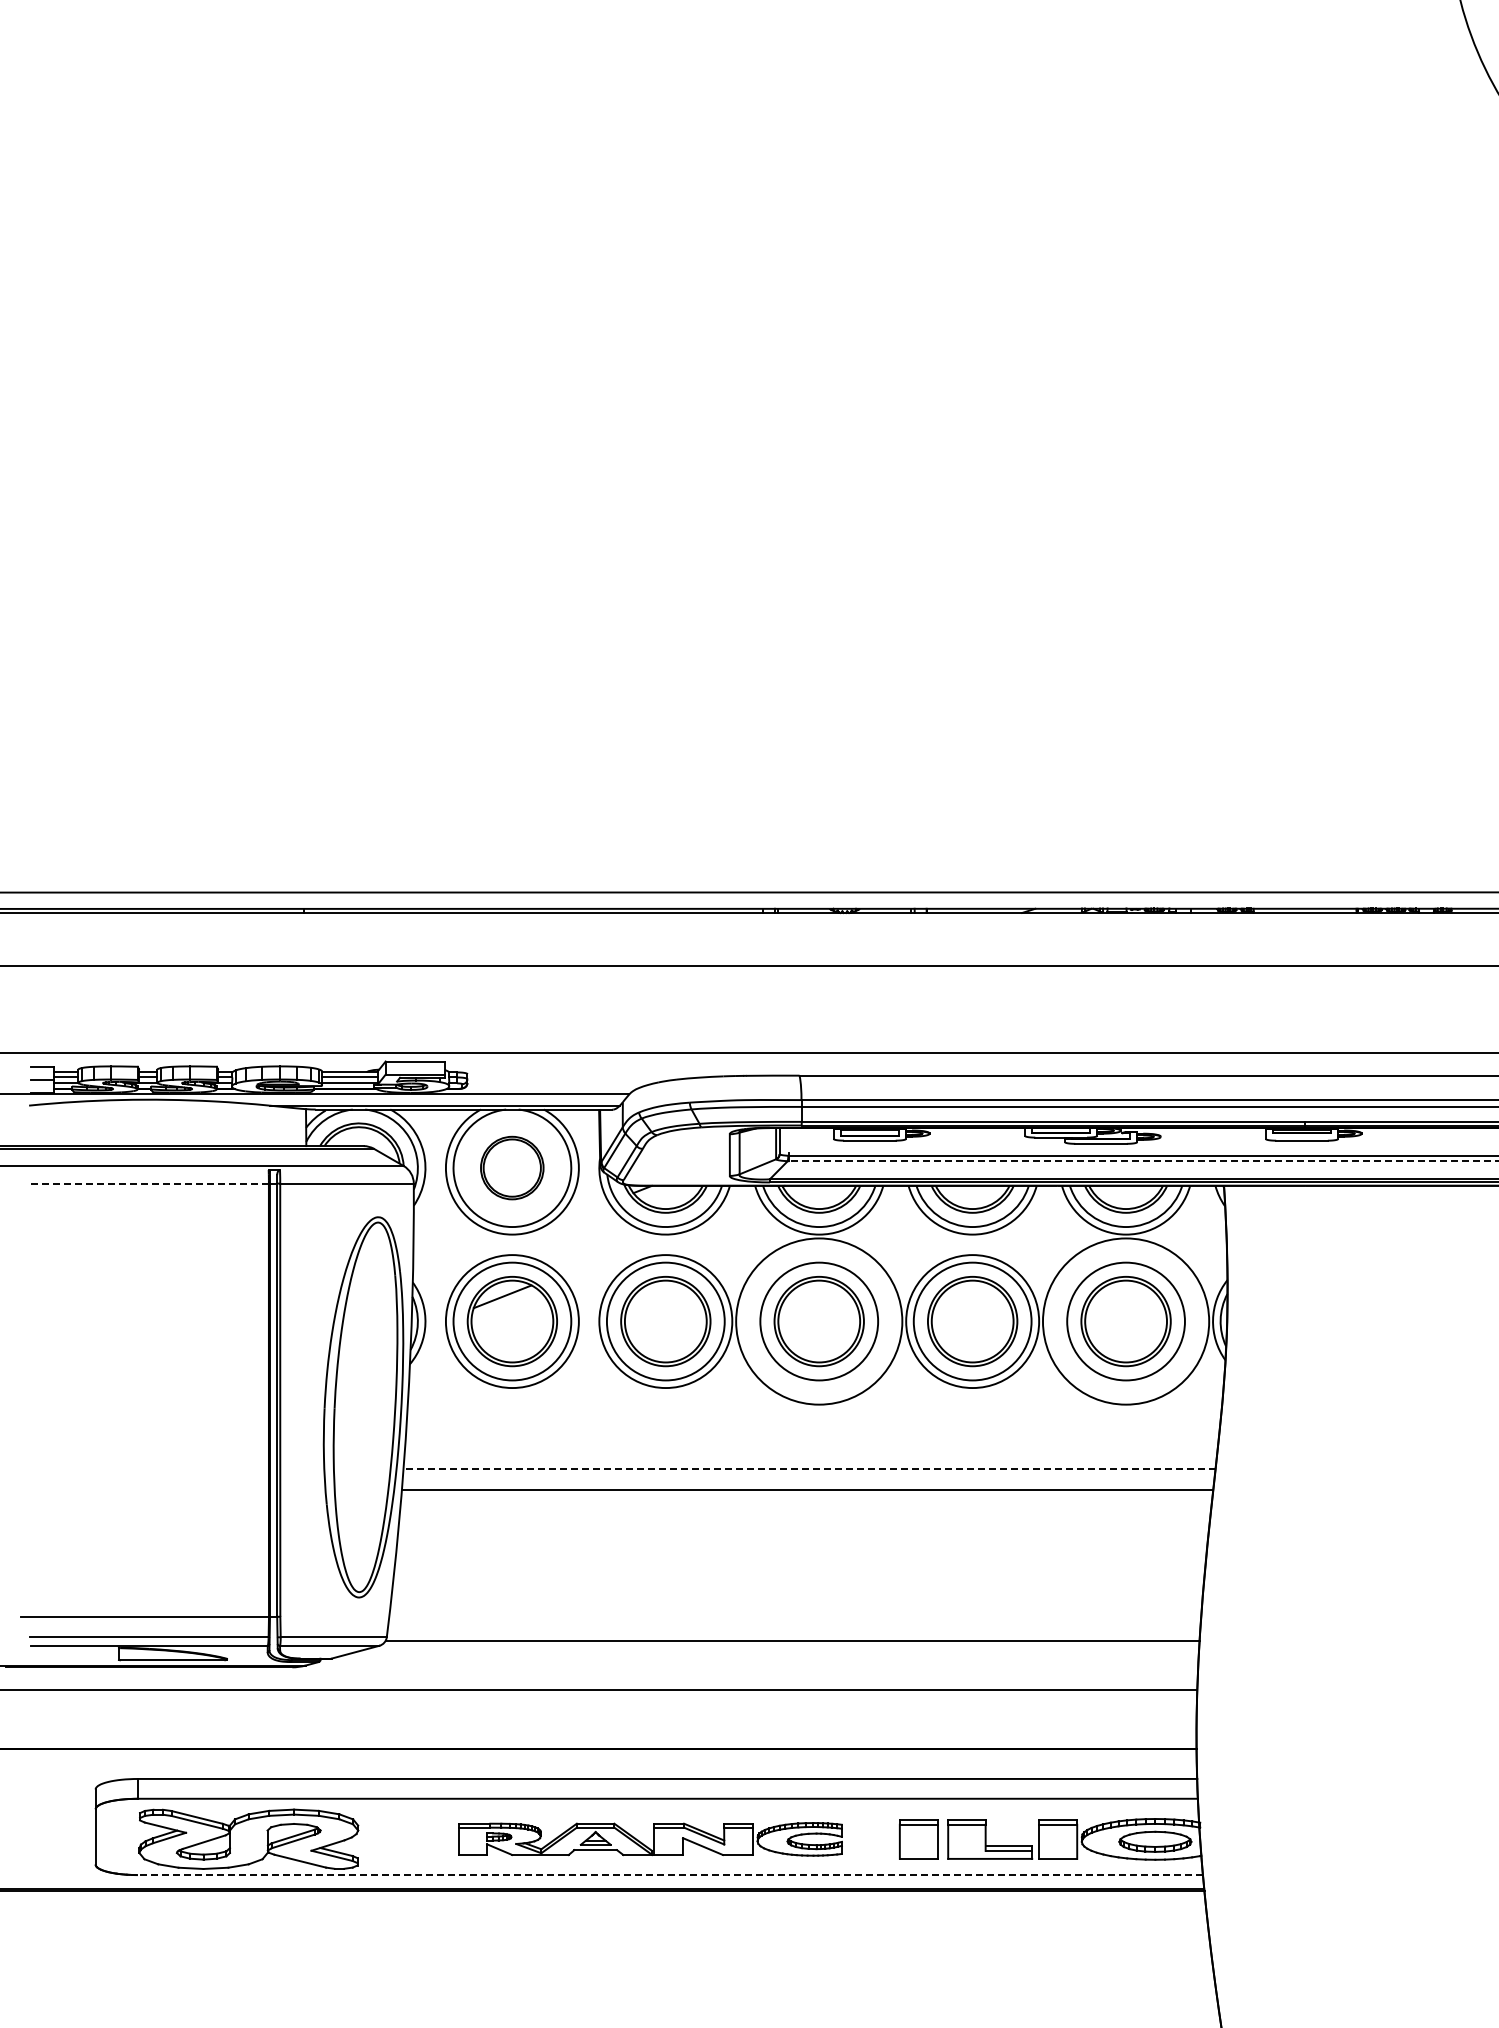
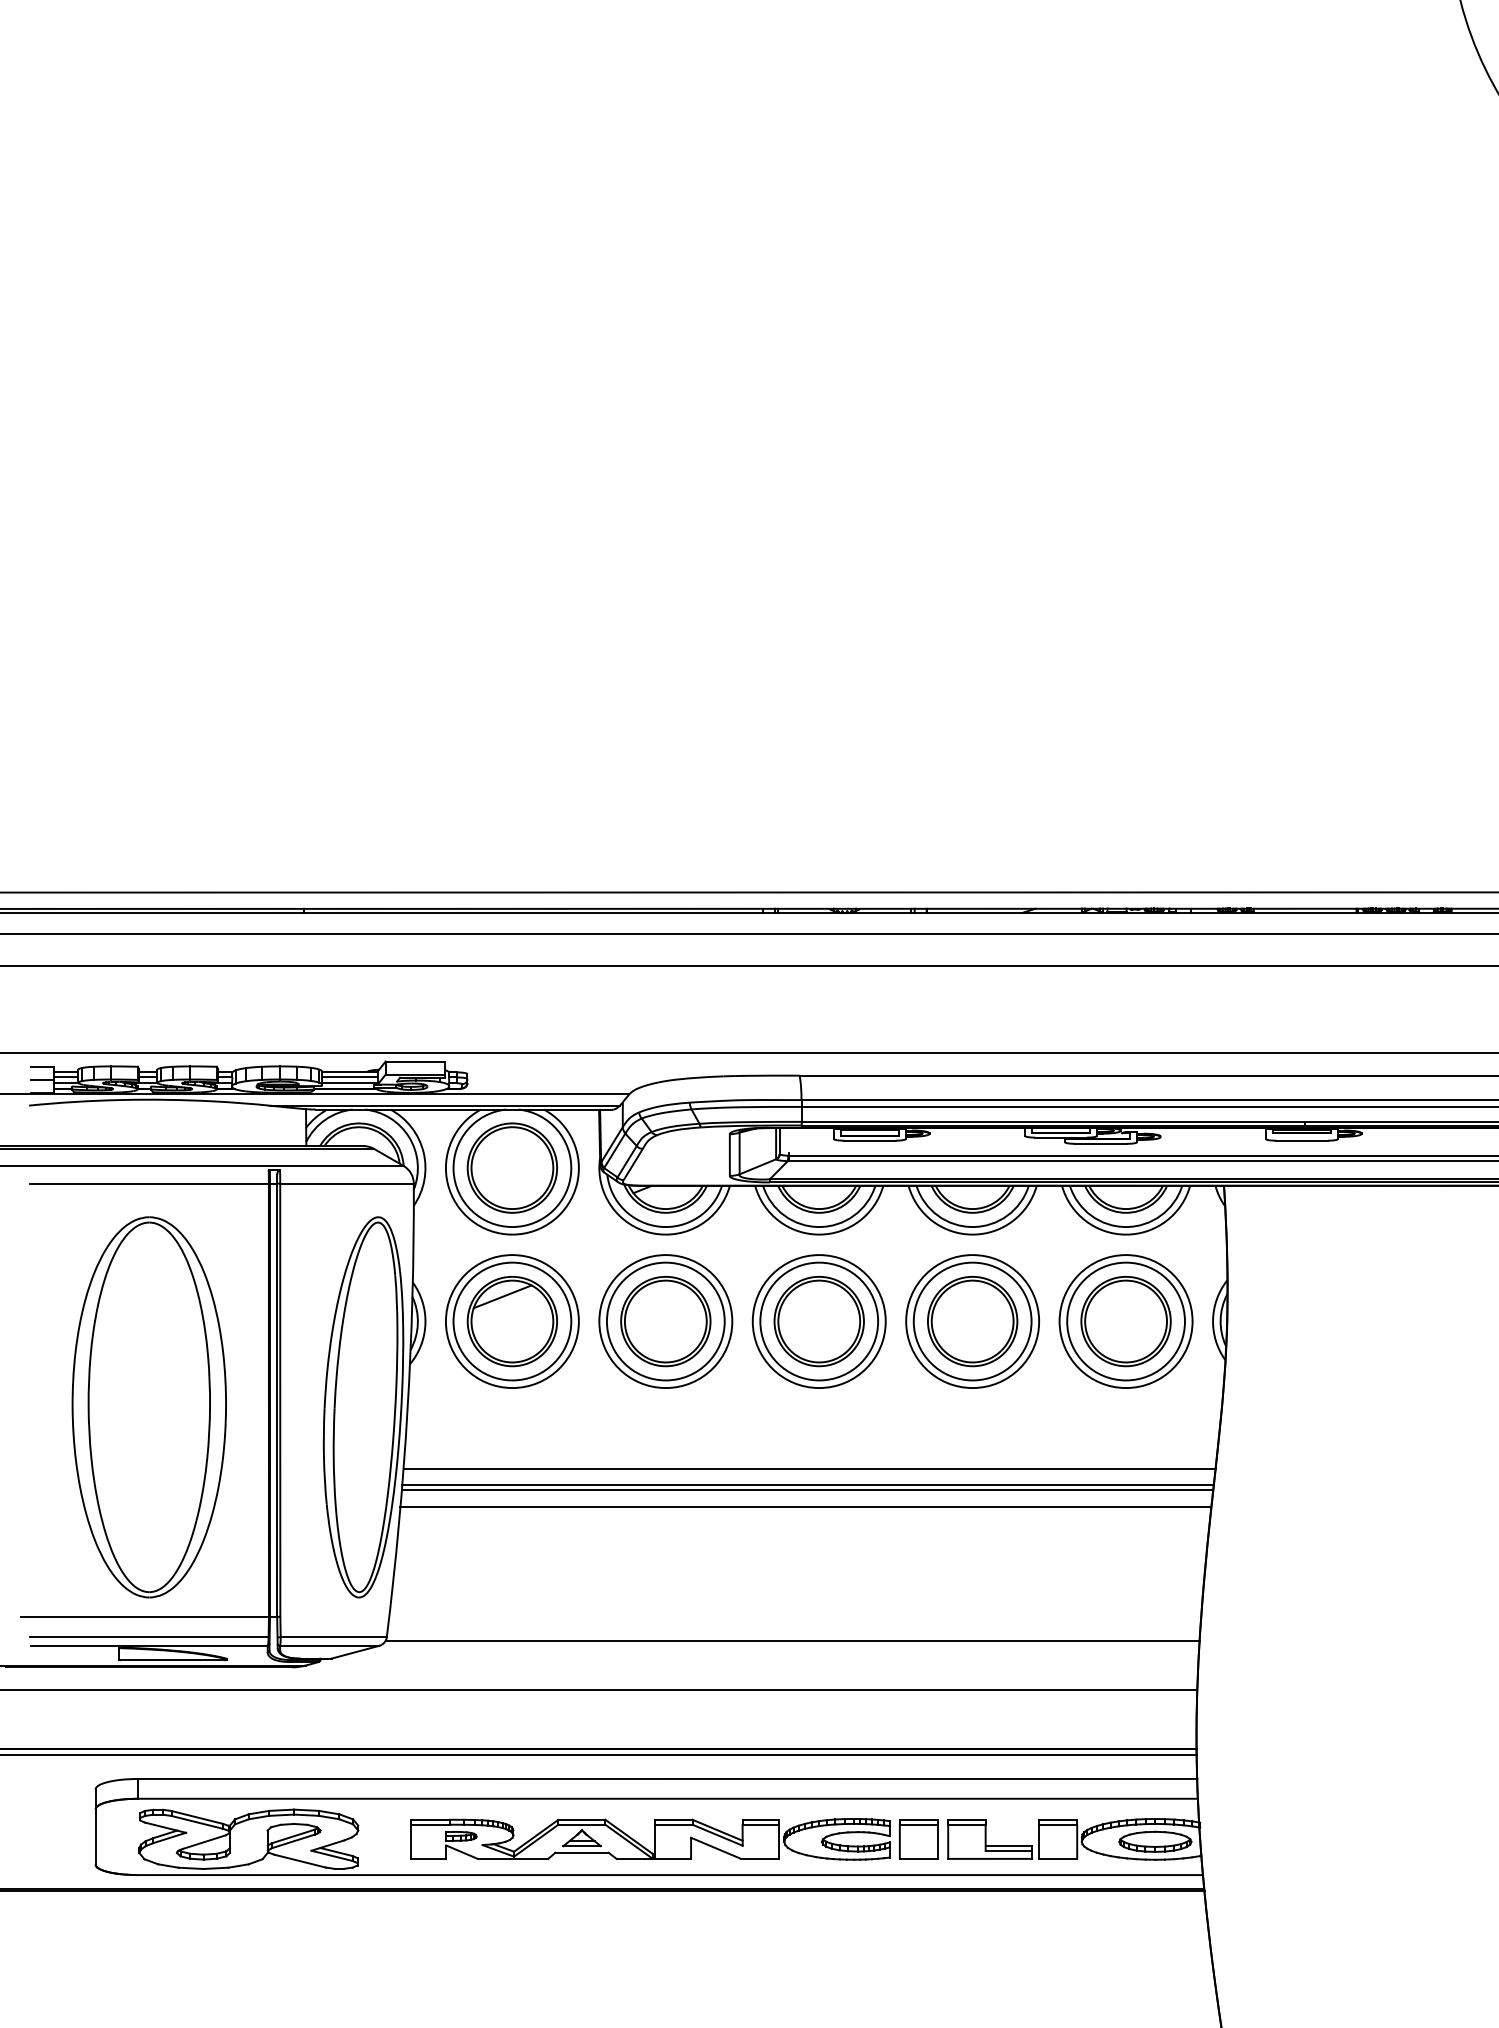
line: none -> present (748, 933)
line: dashed -> solid (1144, 1161)
part size: 65x66 px -> 92x92 px (511, 1167)
line: dashed -> solid (149, 1183)
circle diameter: 166 px -> 133 px (818, 1321)
circle diameter: 166 px -> 133 px (1125, 1321)
part: none -> present (148, 1407)
line: dashed -> solid (809, 1468)
line: none -> present (807, 1485)
line: none -> present (805, 1506)
line: none -> present (599, 1755)
part size: 385x35 px -> 481x43 px (650, 1839)
line: dashed -> solid (670, 1875)
